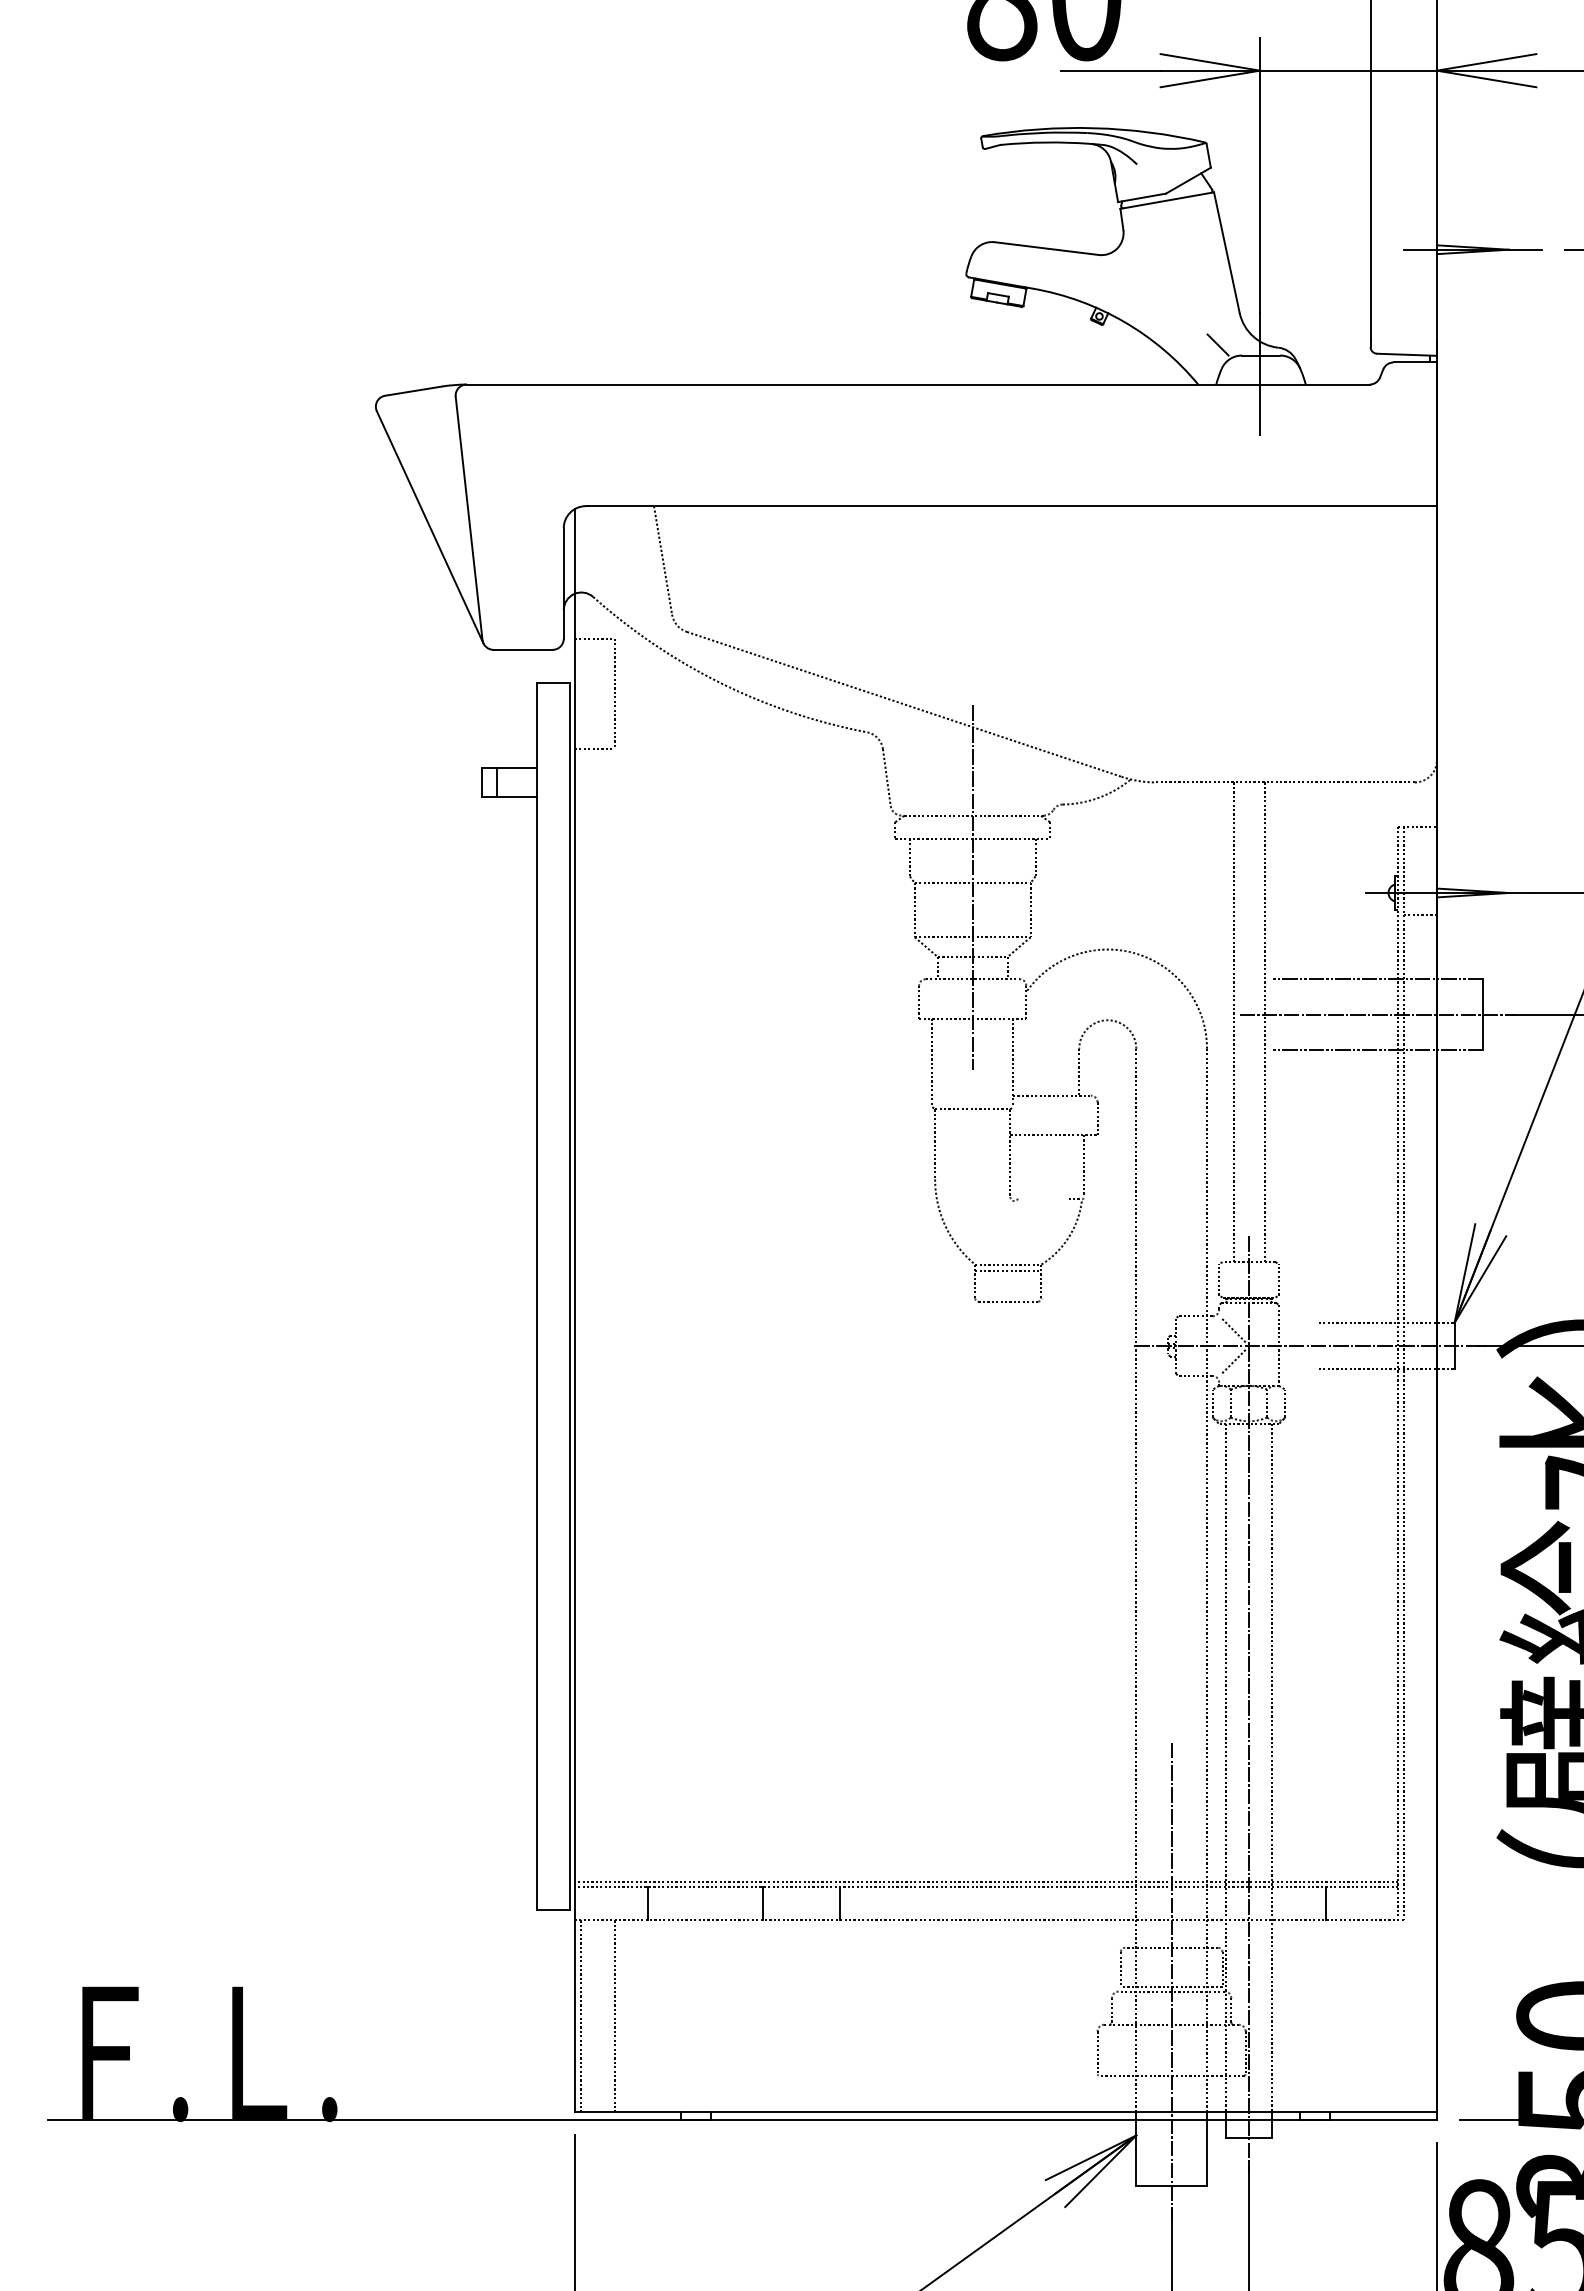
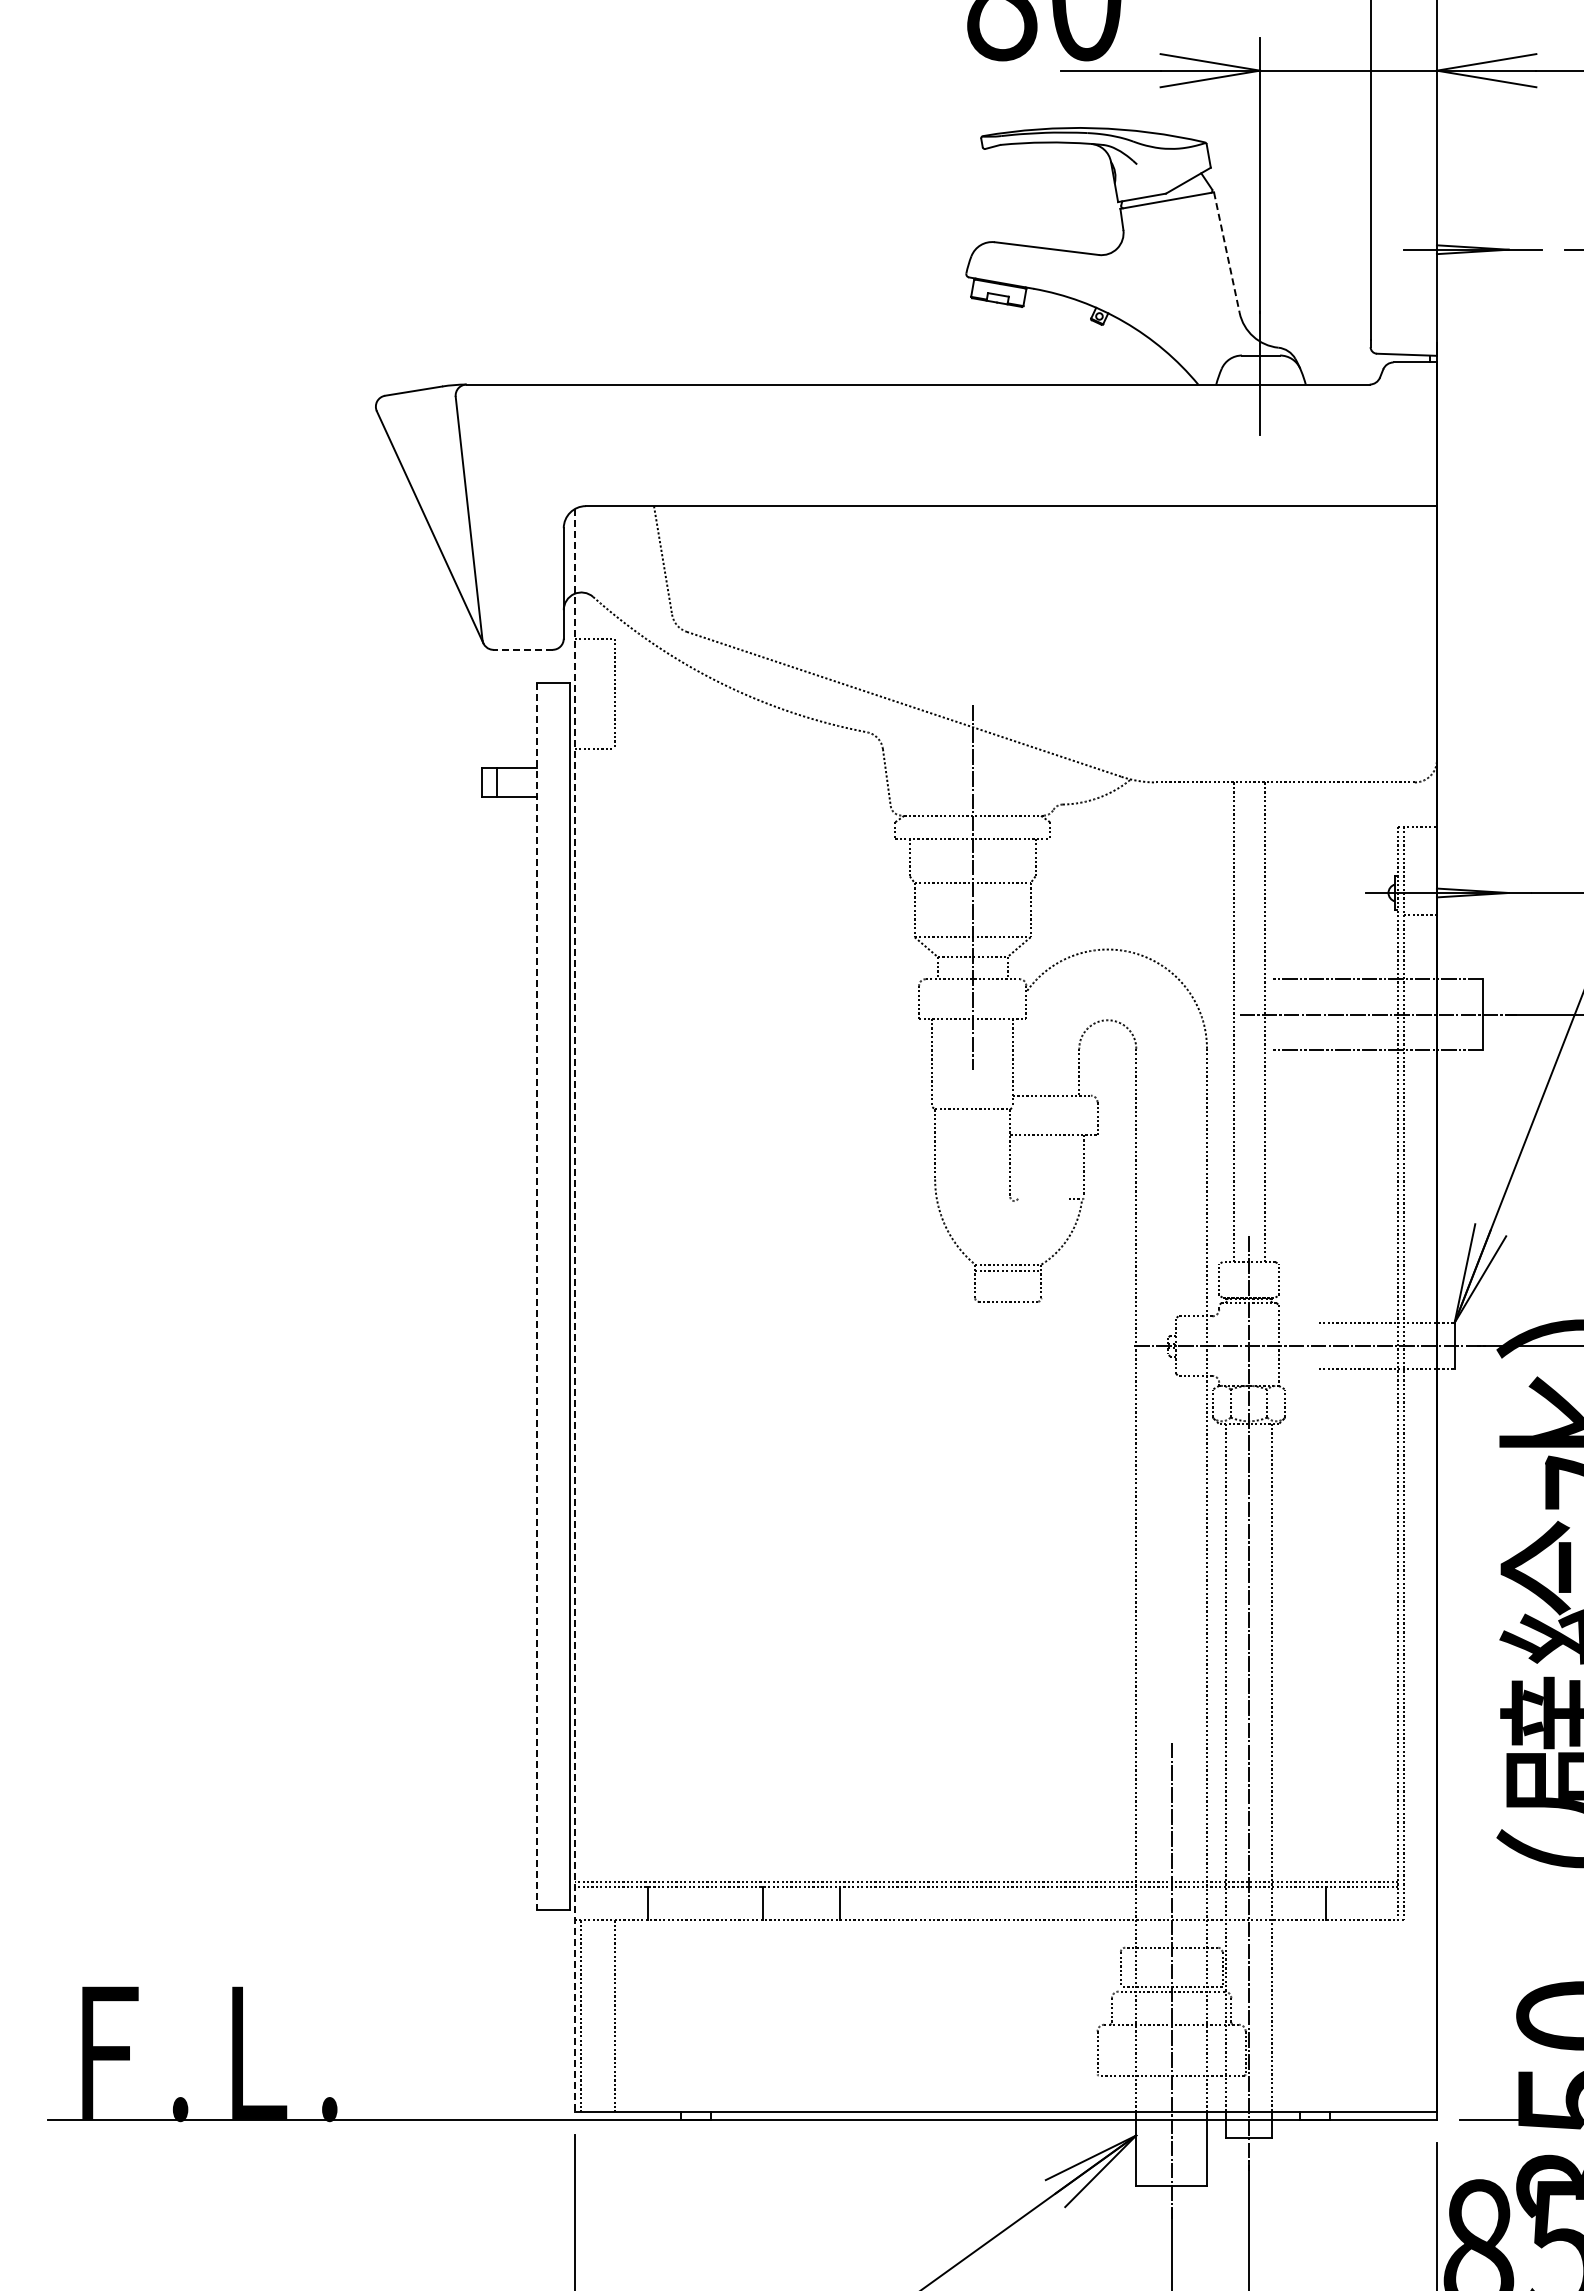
line: solid -> dashed (1226, 252)
line: present -> none (1217, 344)
line: solid -> dashed (523, 649)
line: solid -> dashed (537, 1296)
line: solid -> dashed (574, 1311)
line: present -> none (1233, 1330)
line: present -> none (1233, 1361)
